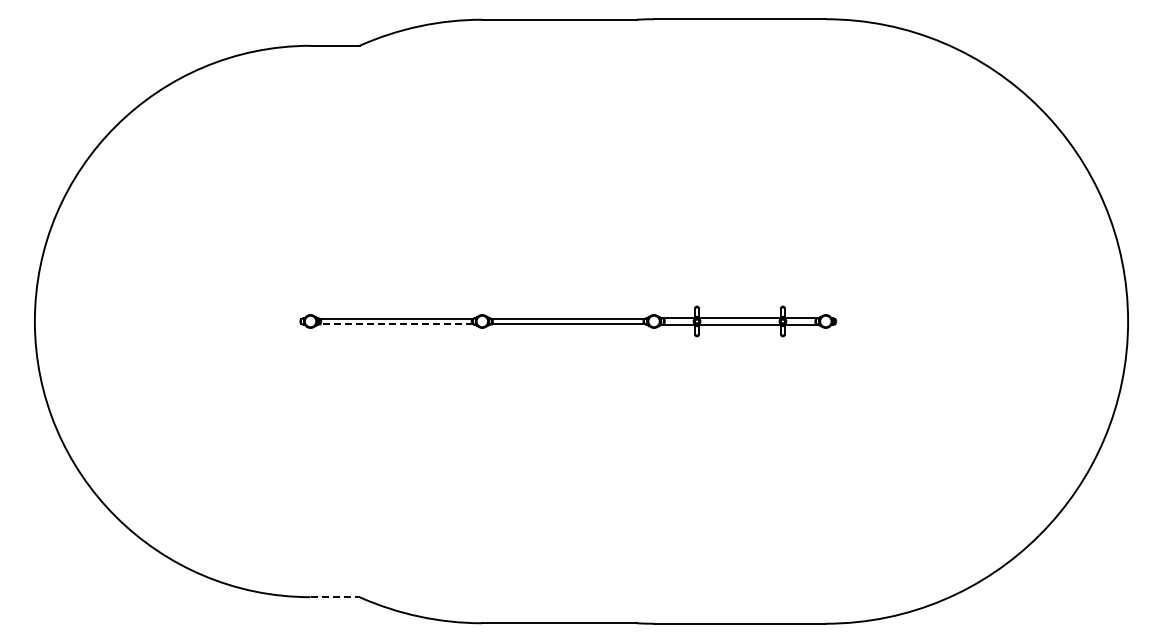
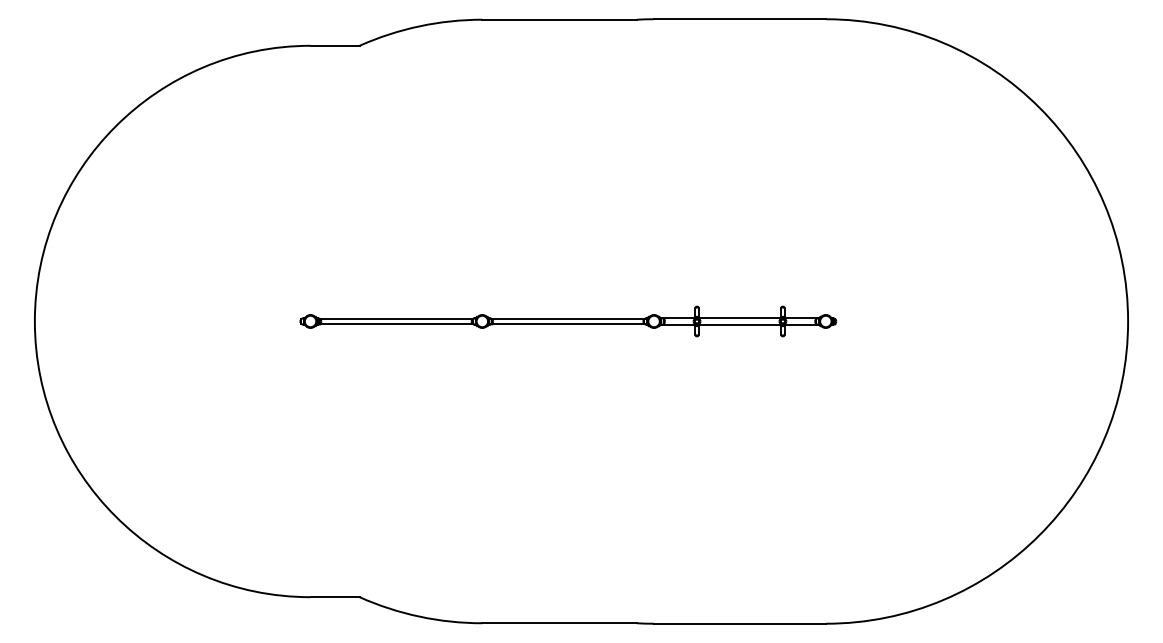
line: dashed -> solid (396, 324)
line: dashed -> solid (335, 597)
